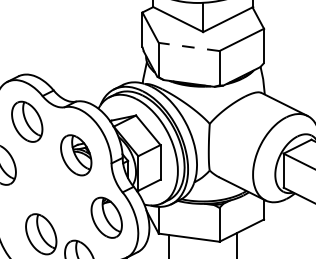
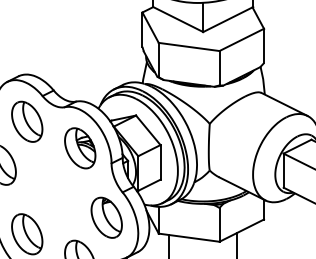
line: dashed -> solid (189, 46)
part position: (76, 155) -> (80, 148) (80, 148)
part position: (41, 234) -> (27, 234) (27, 234)
